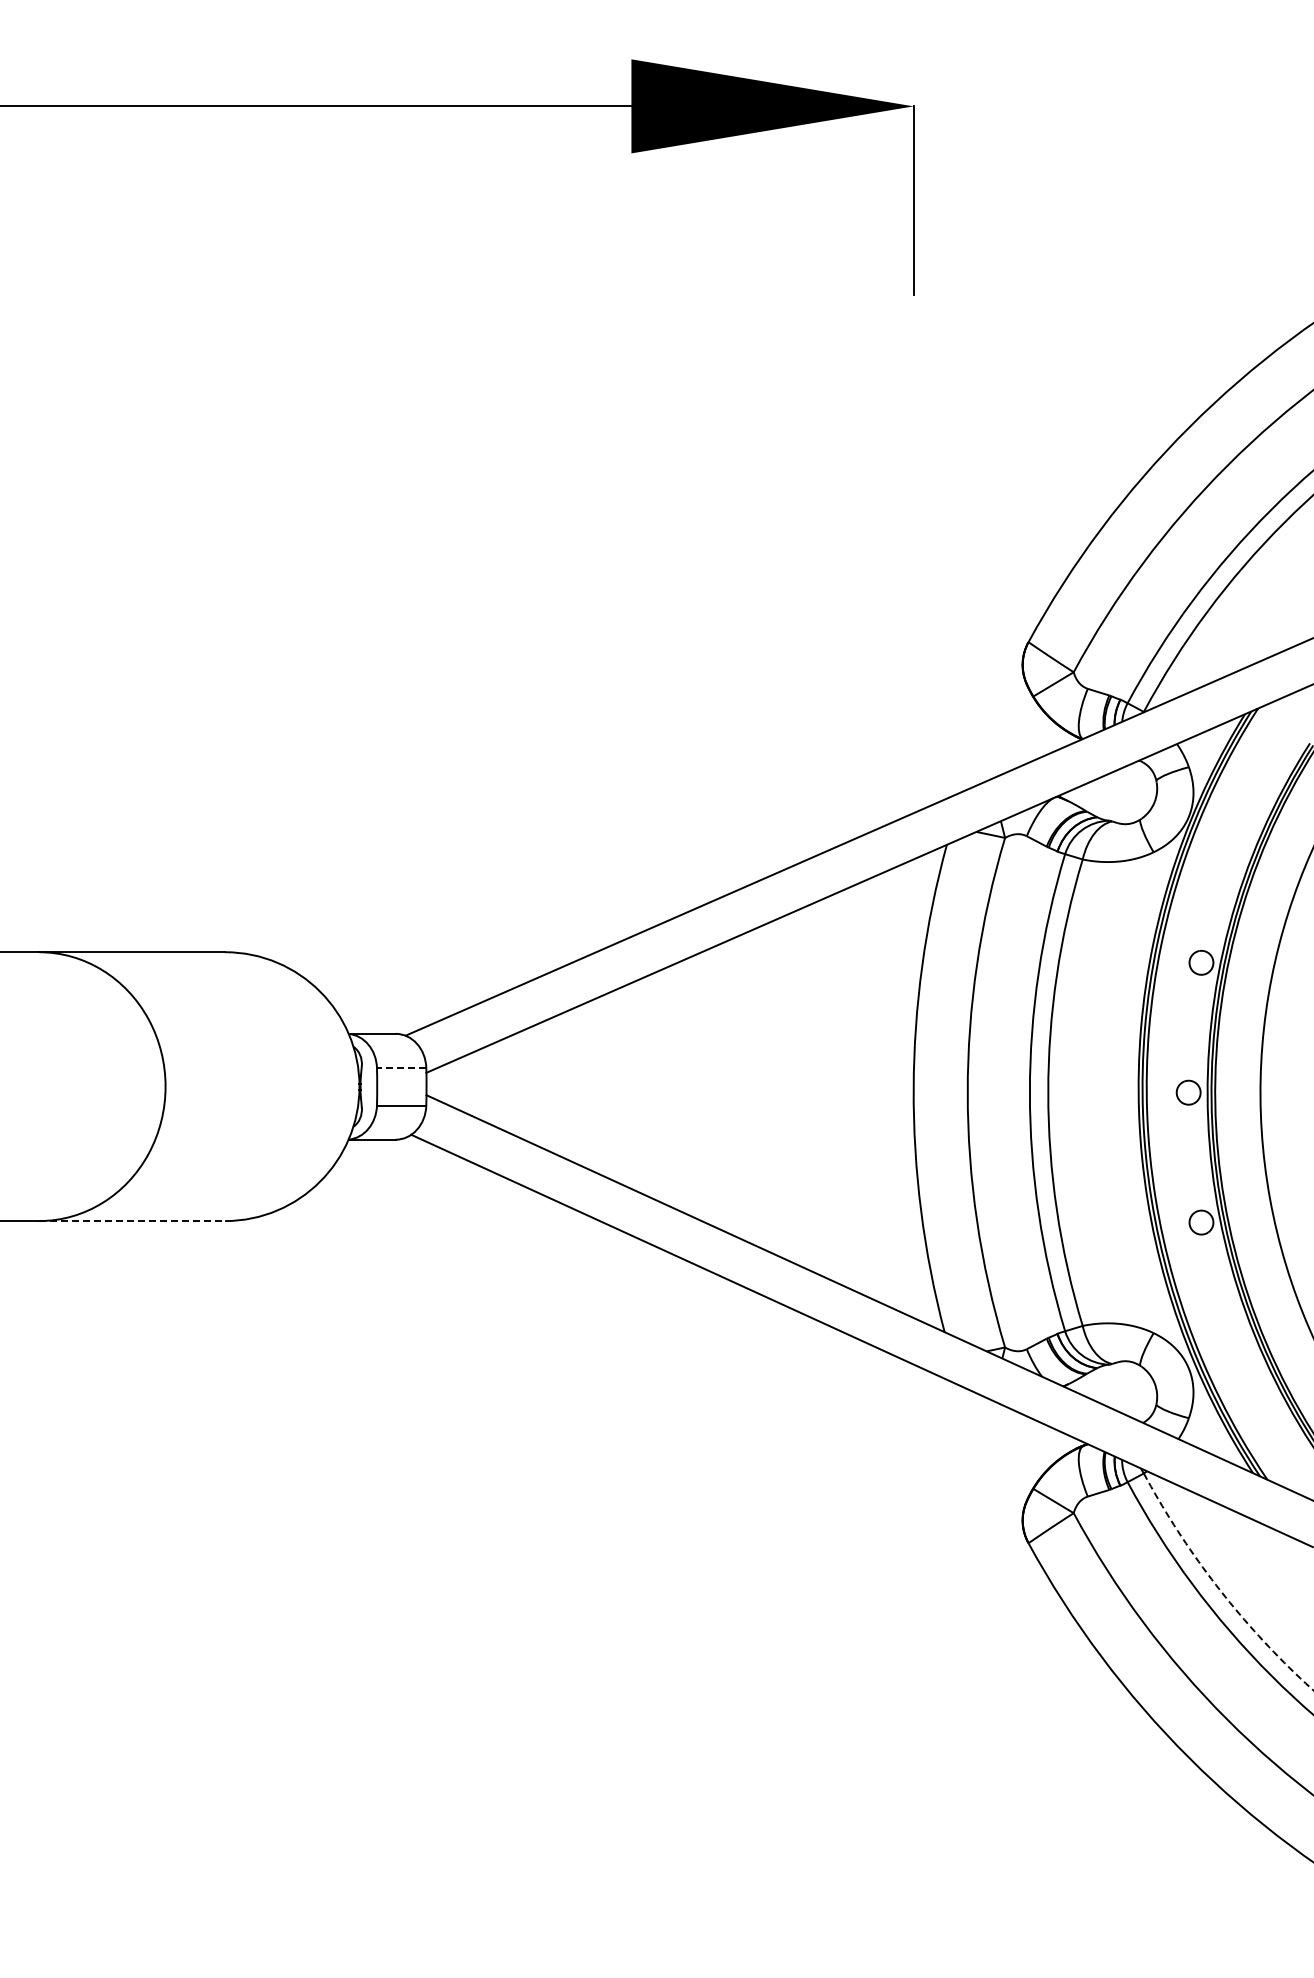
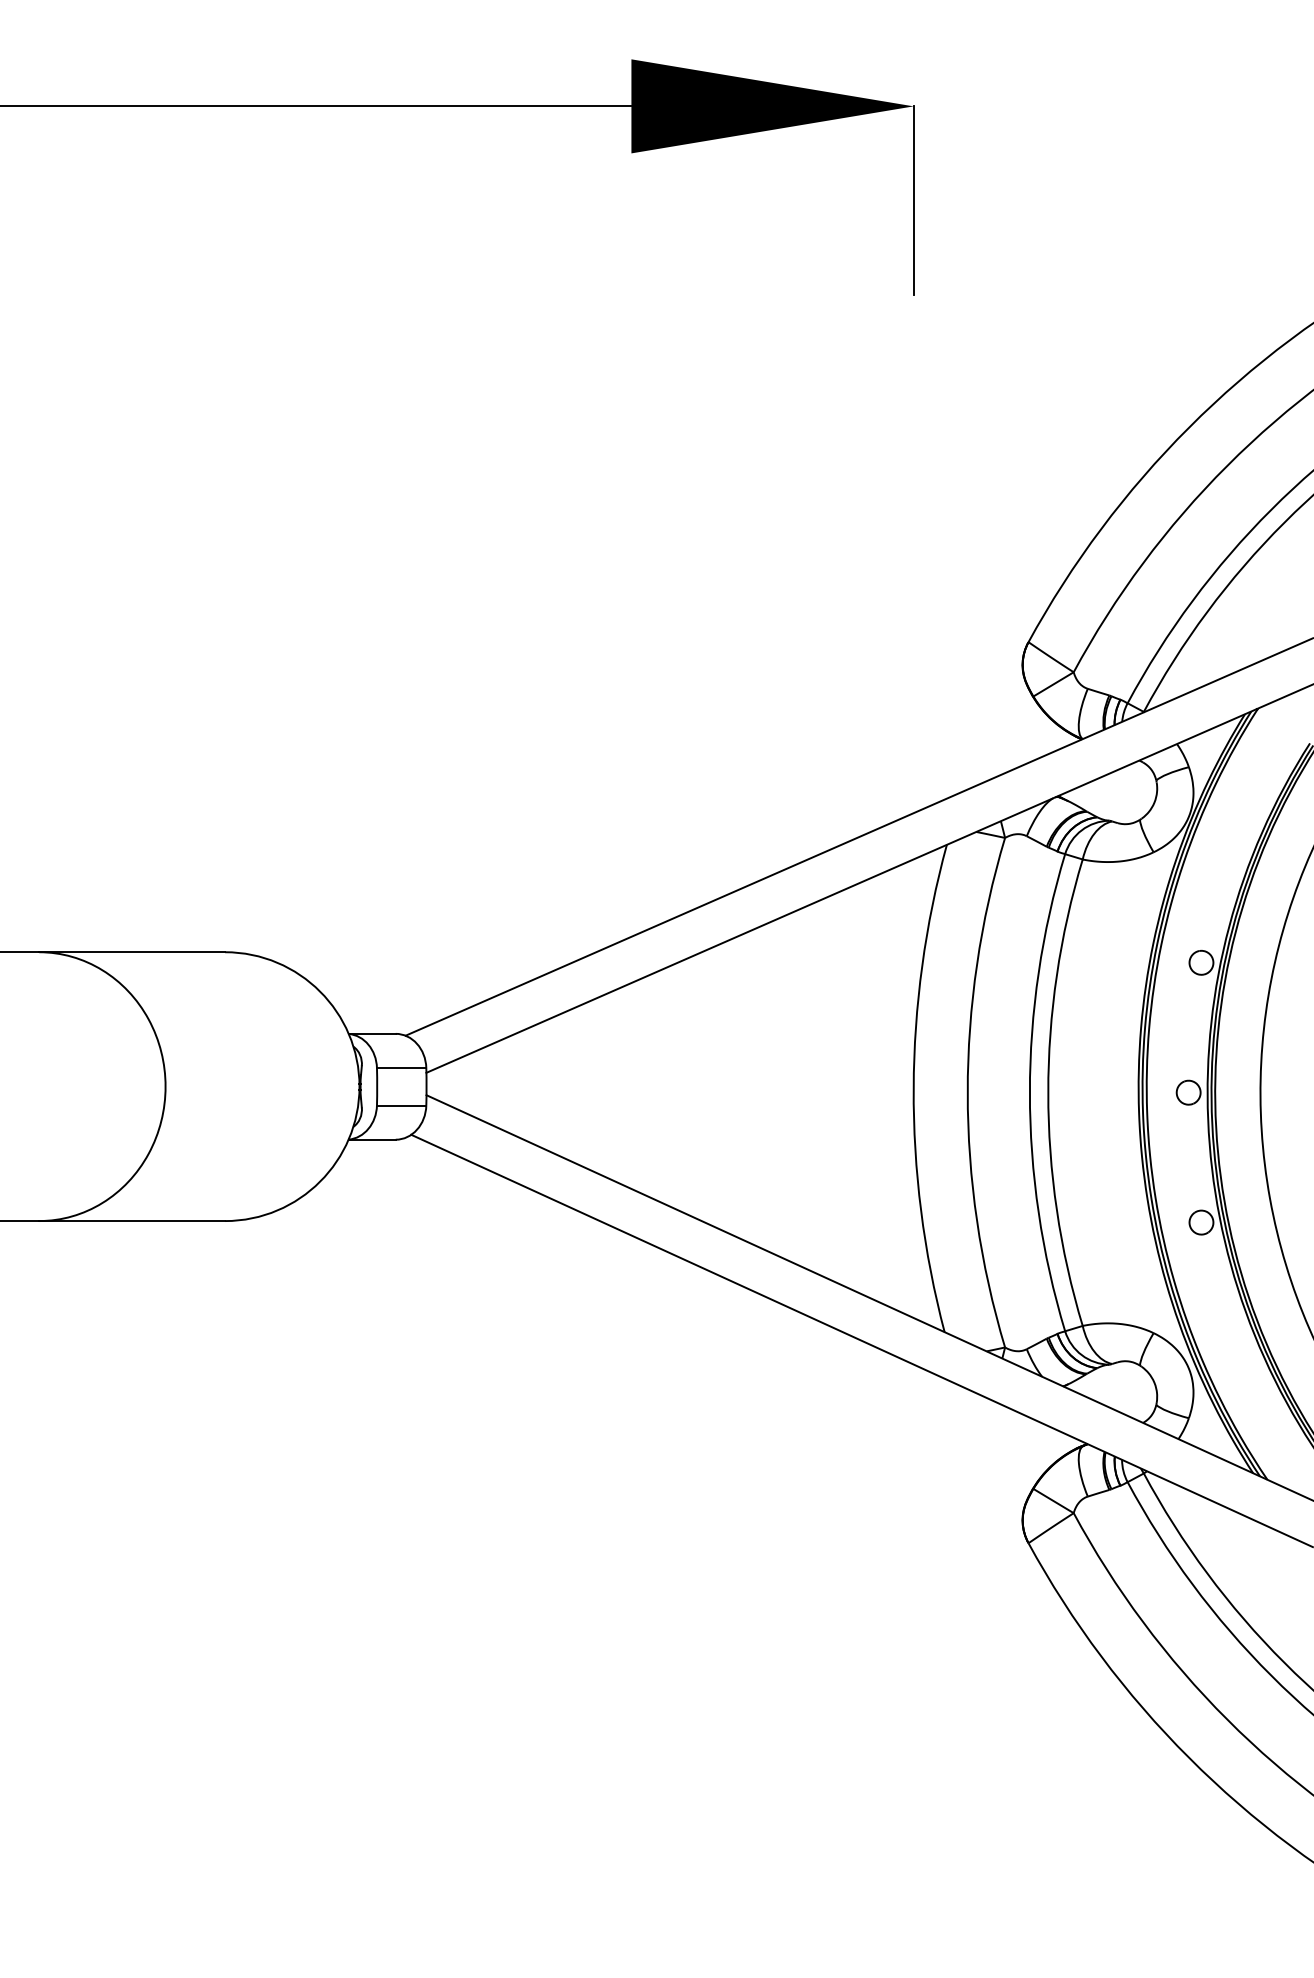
line: dashed -> solid (401, 1068)
line: dashed -> solid (132, 1221)
arc: dashed -> solid (1219, 1589)
